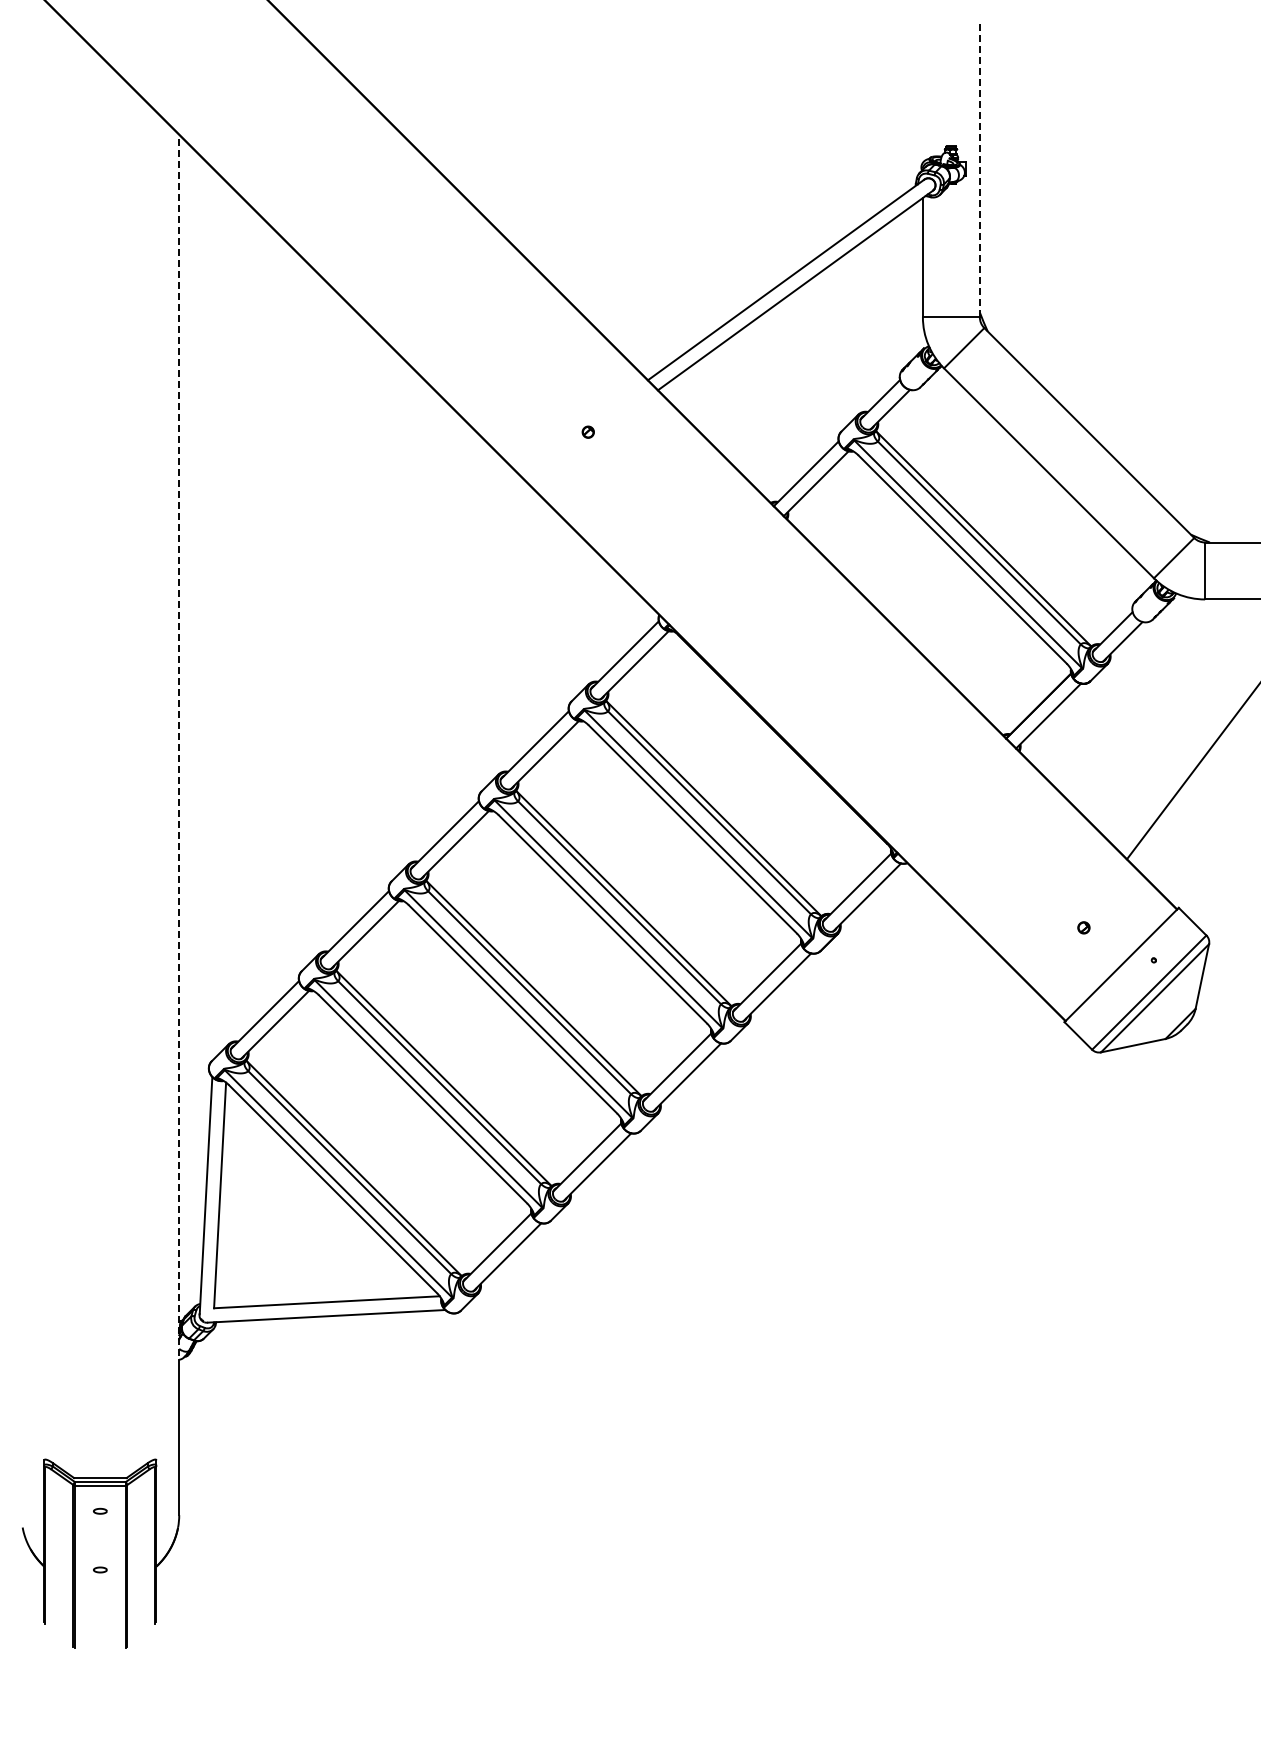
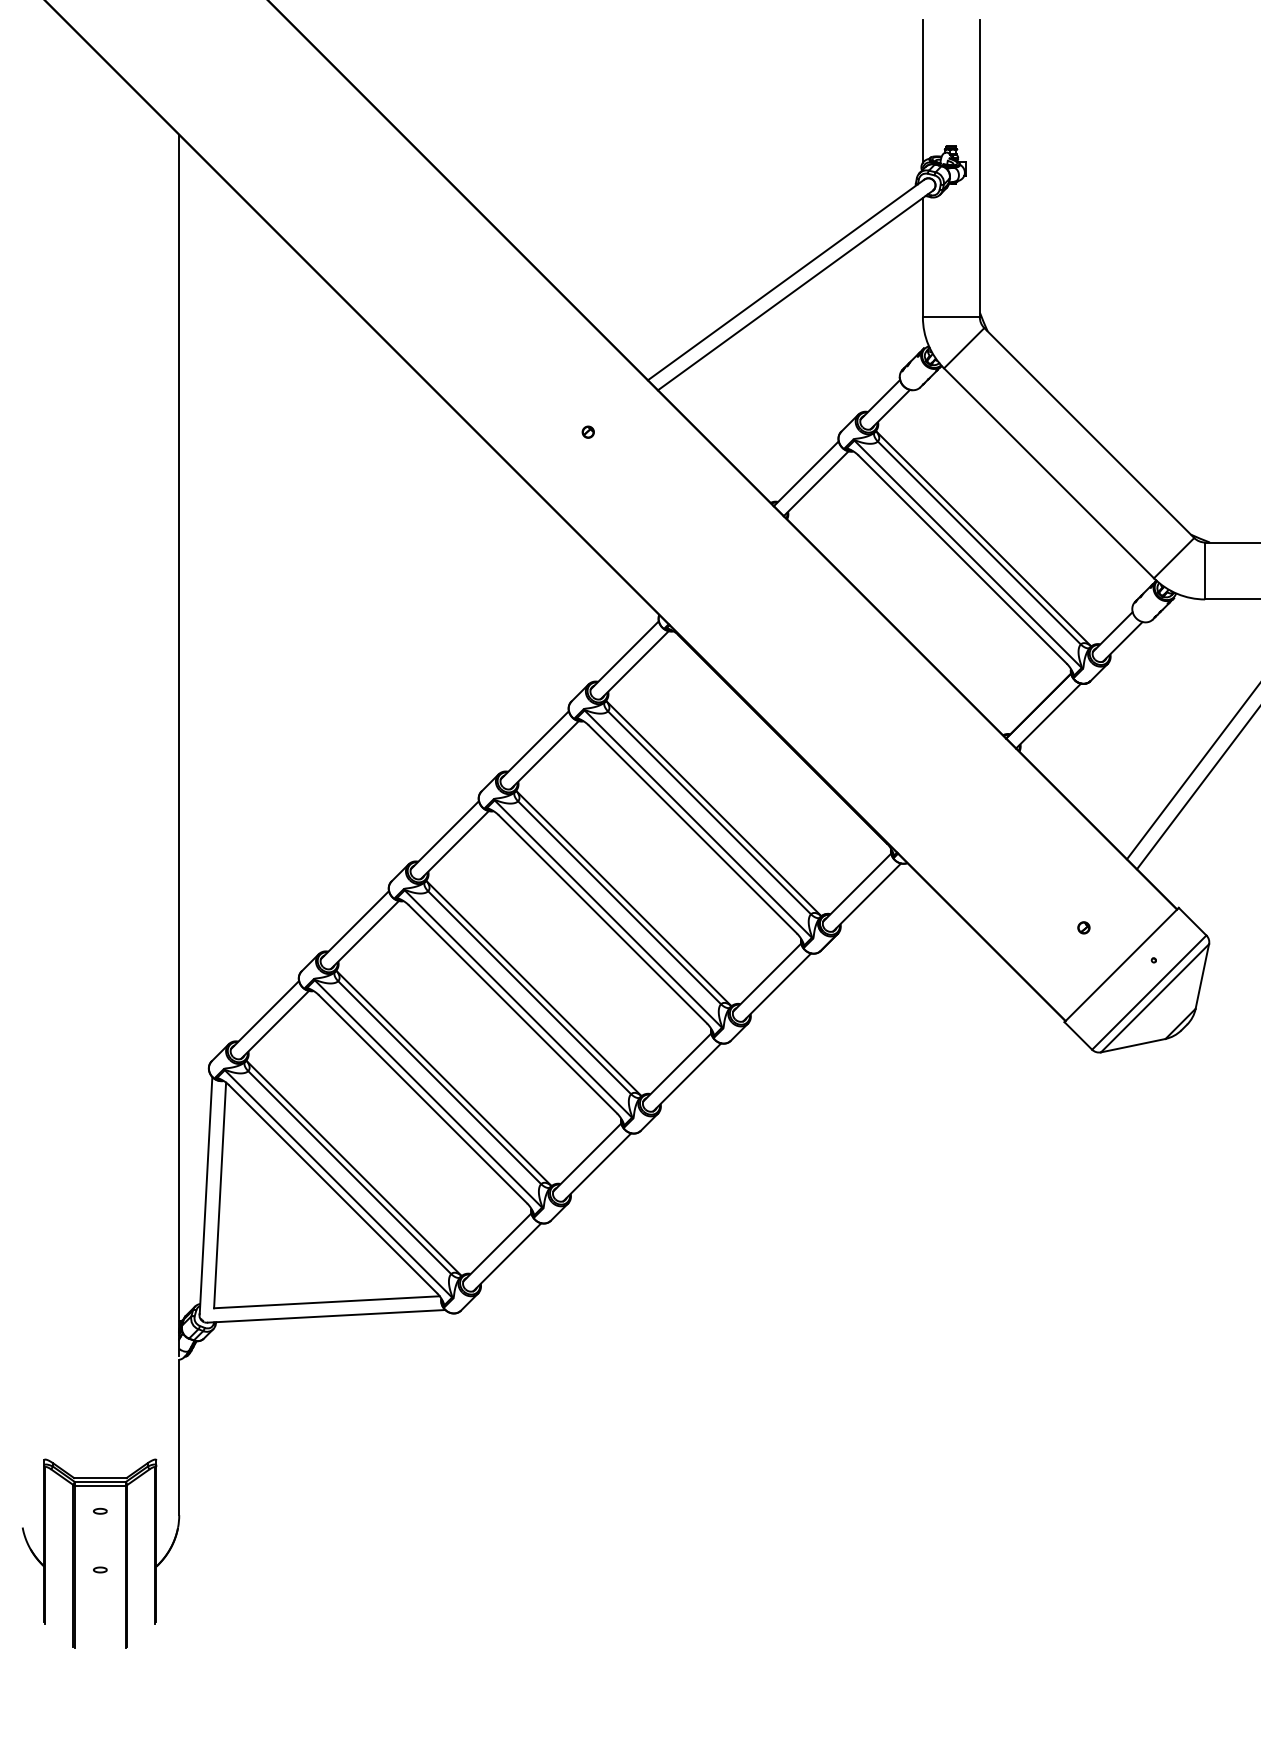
line: none -> present (922, 91)
line: dashed -> solid (979, 168)
line: dashed -> solid (179, 745)
line: none -> present (1196, 789)
